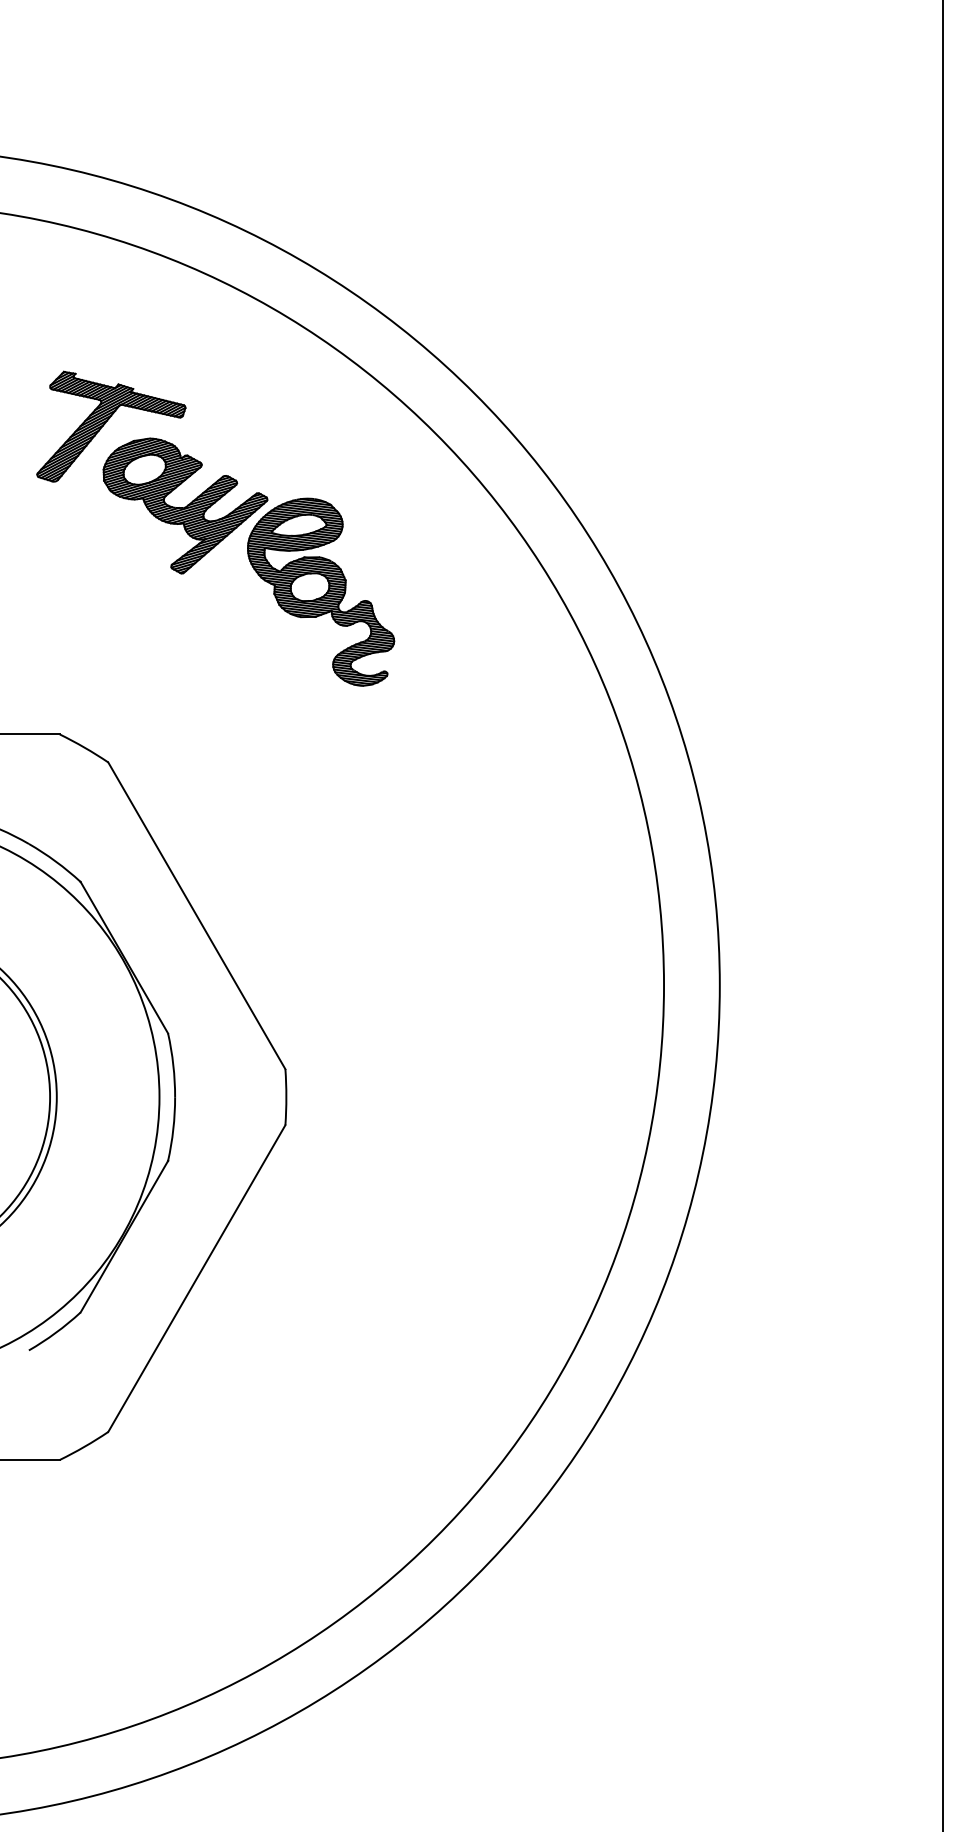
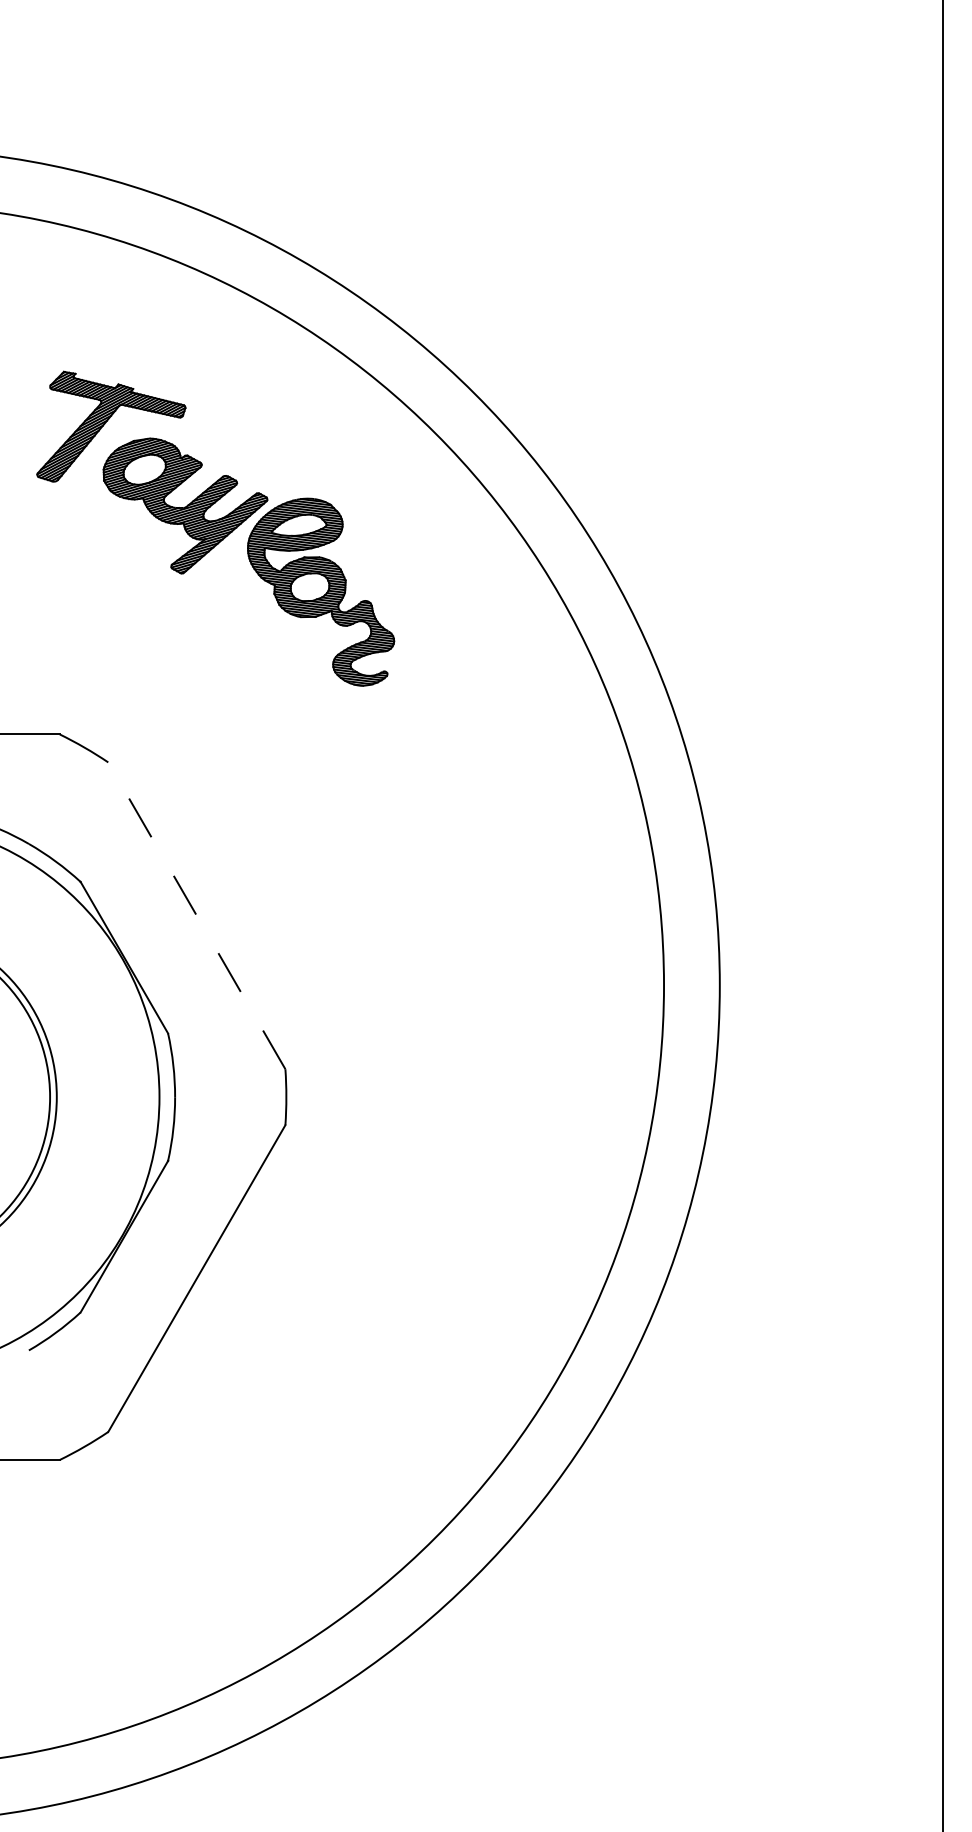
line: solid -> dashed (196, 915)
